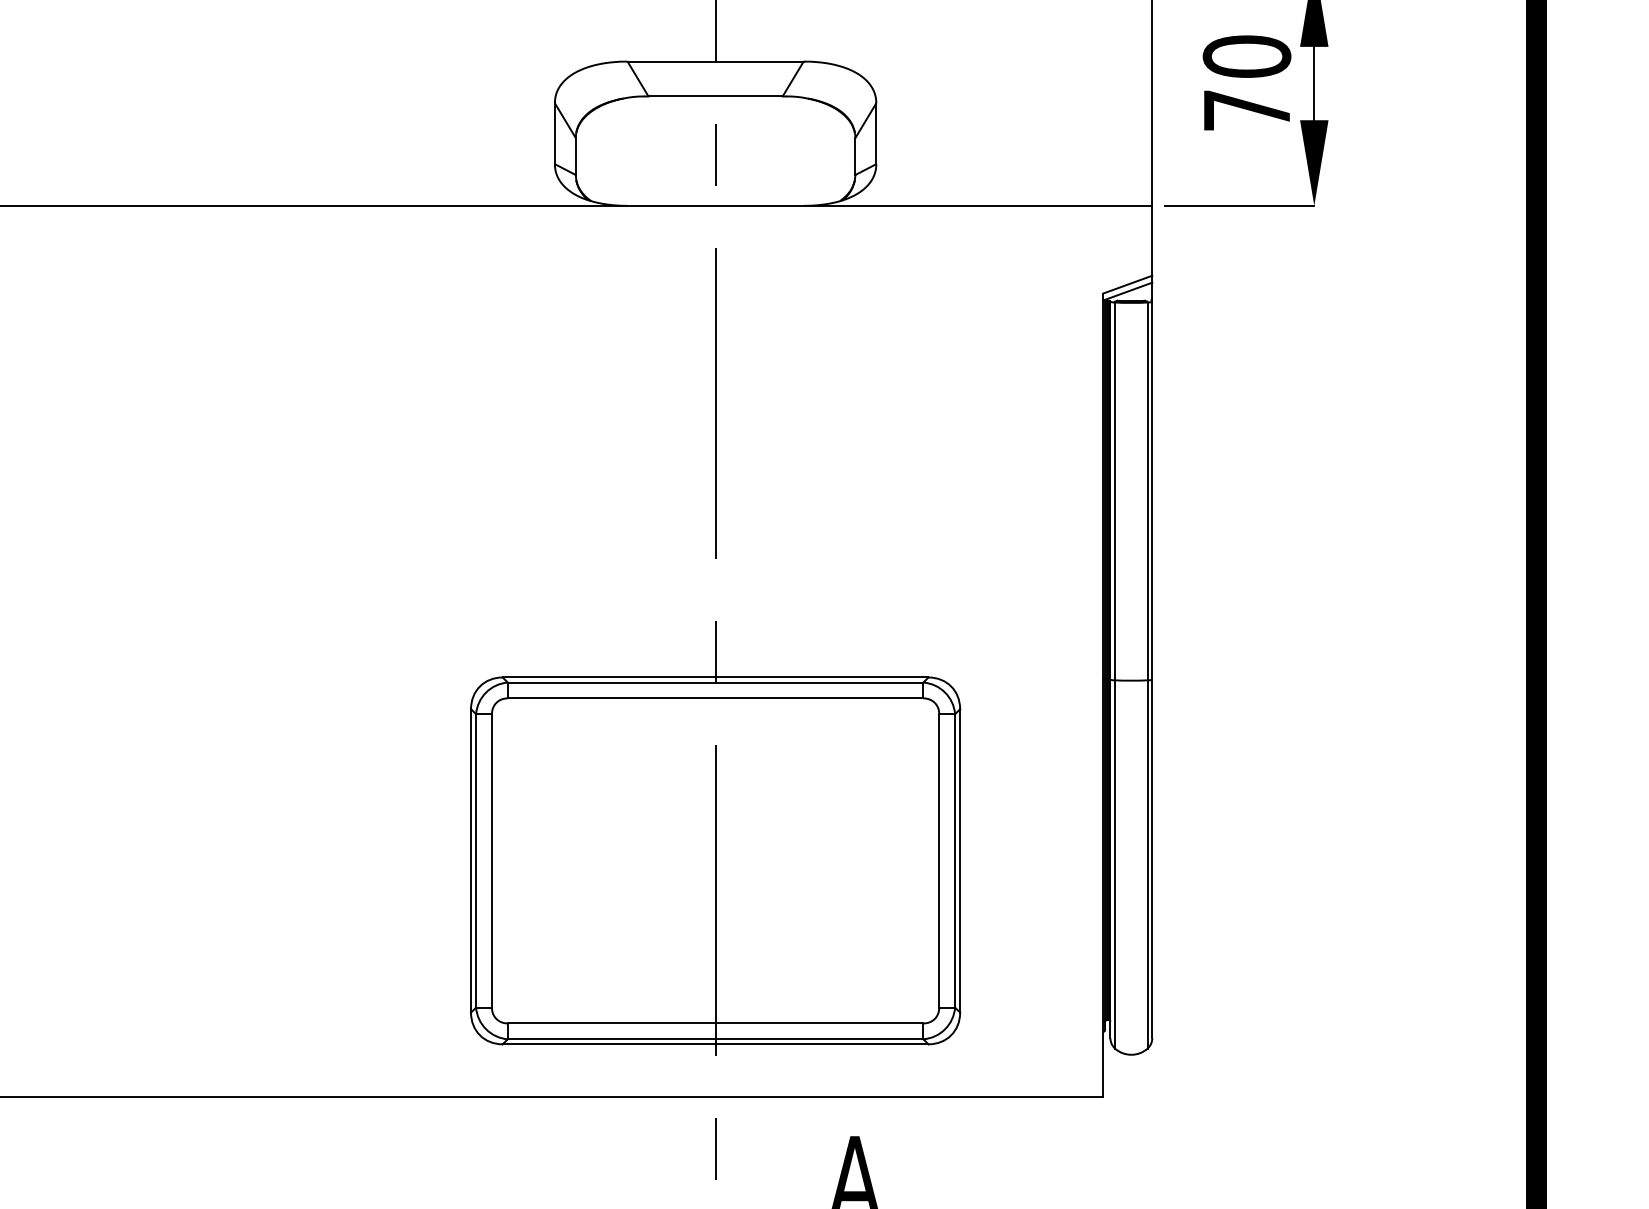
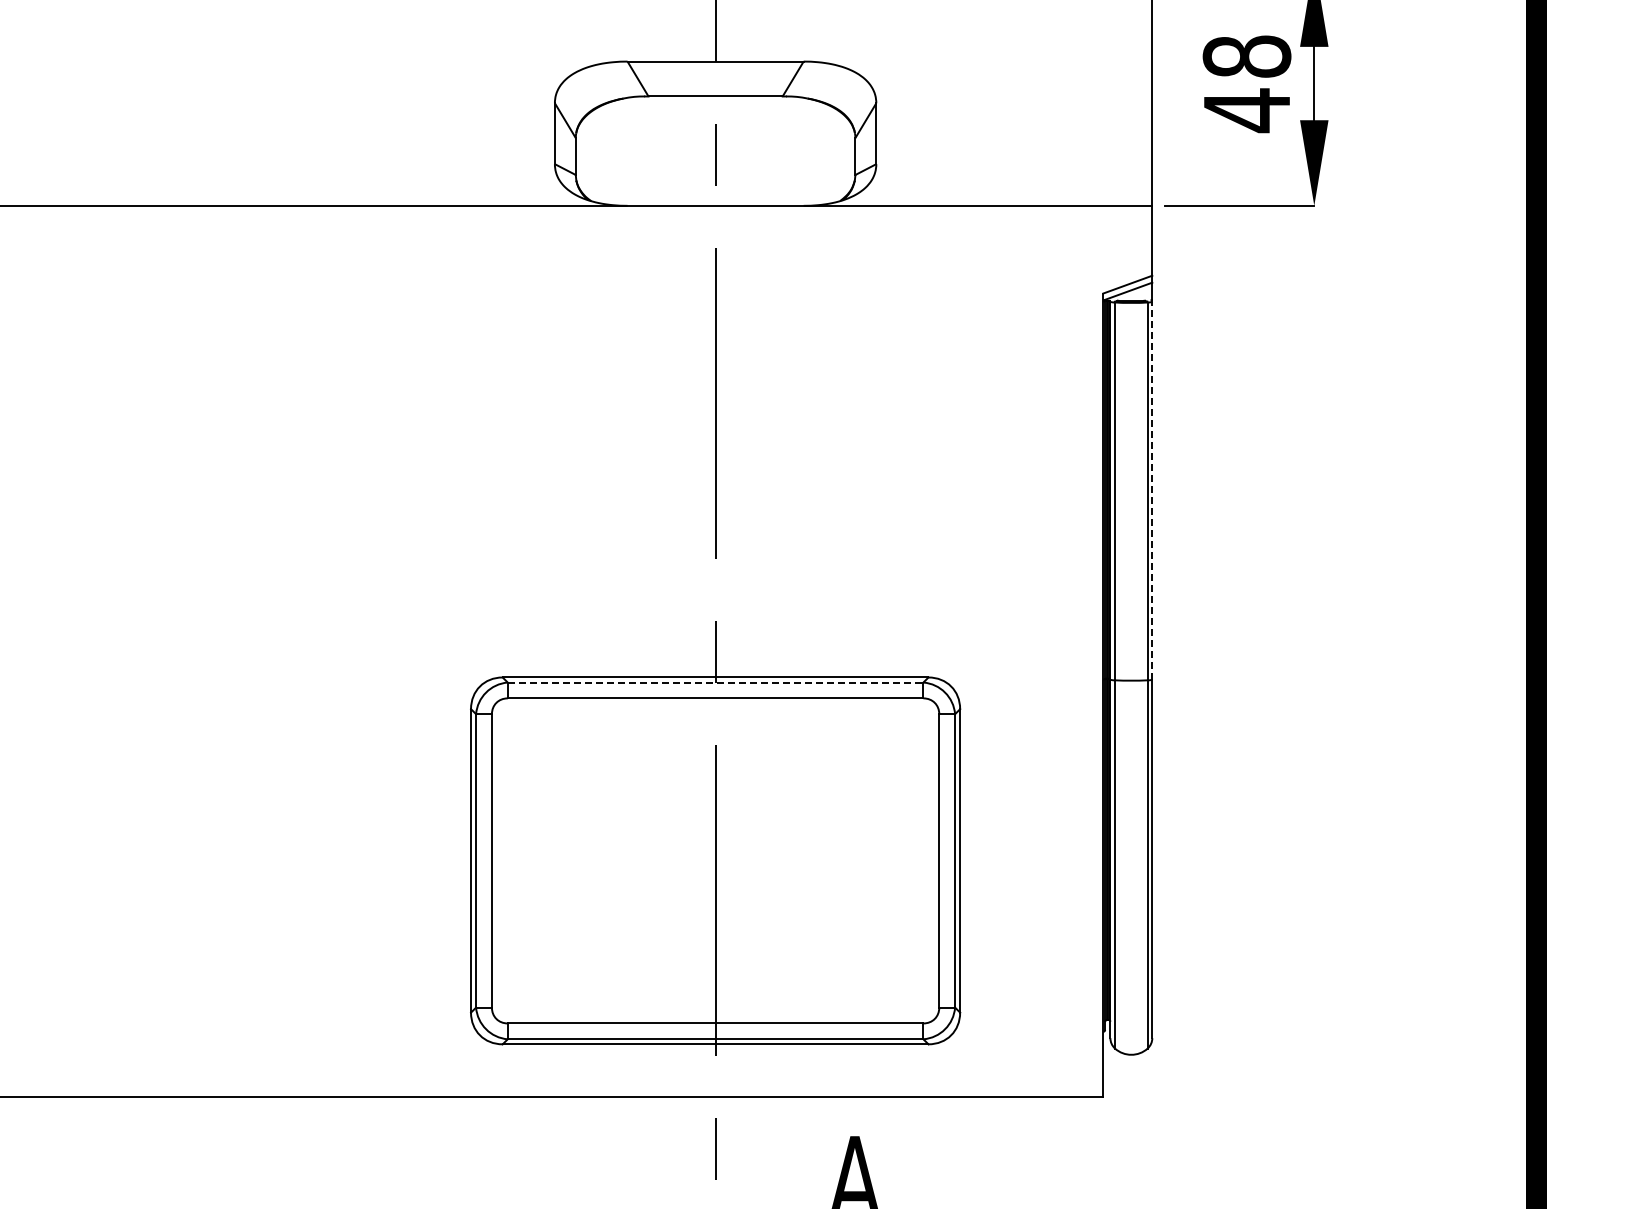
text: 70 -> 48 (1247, 84)
line: solid -> dashed (1152, 490)
line: solid -> dashed (715, 682)
